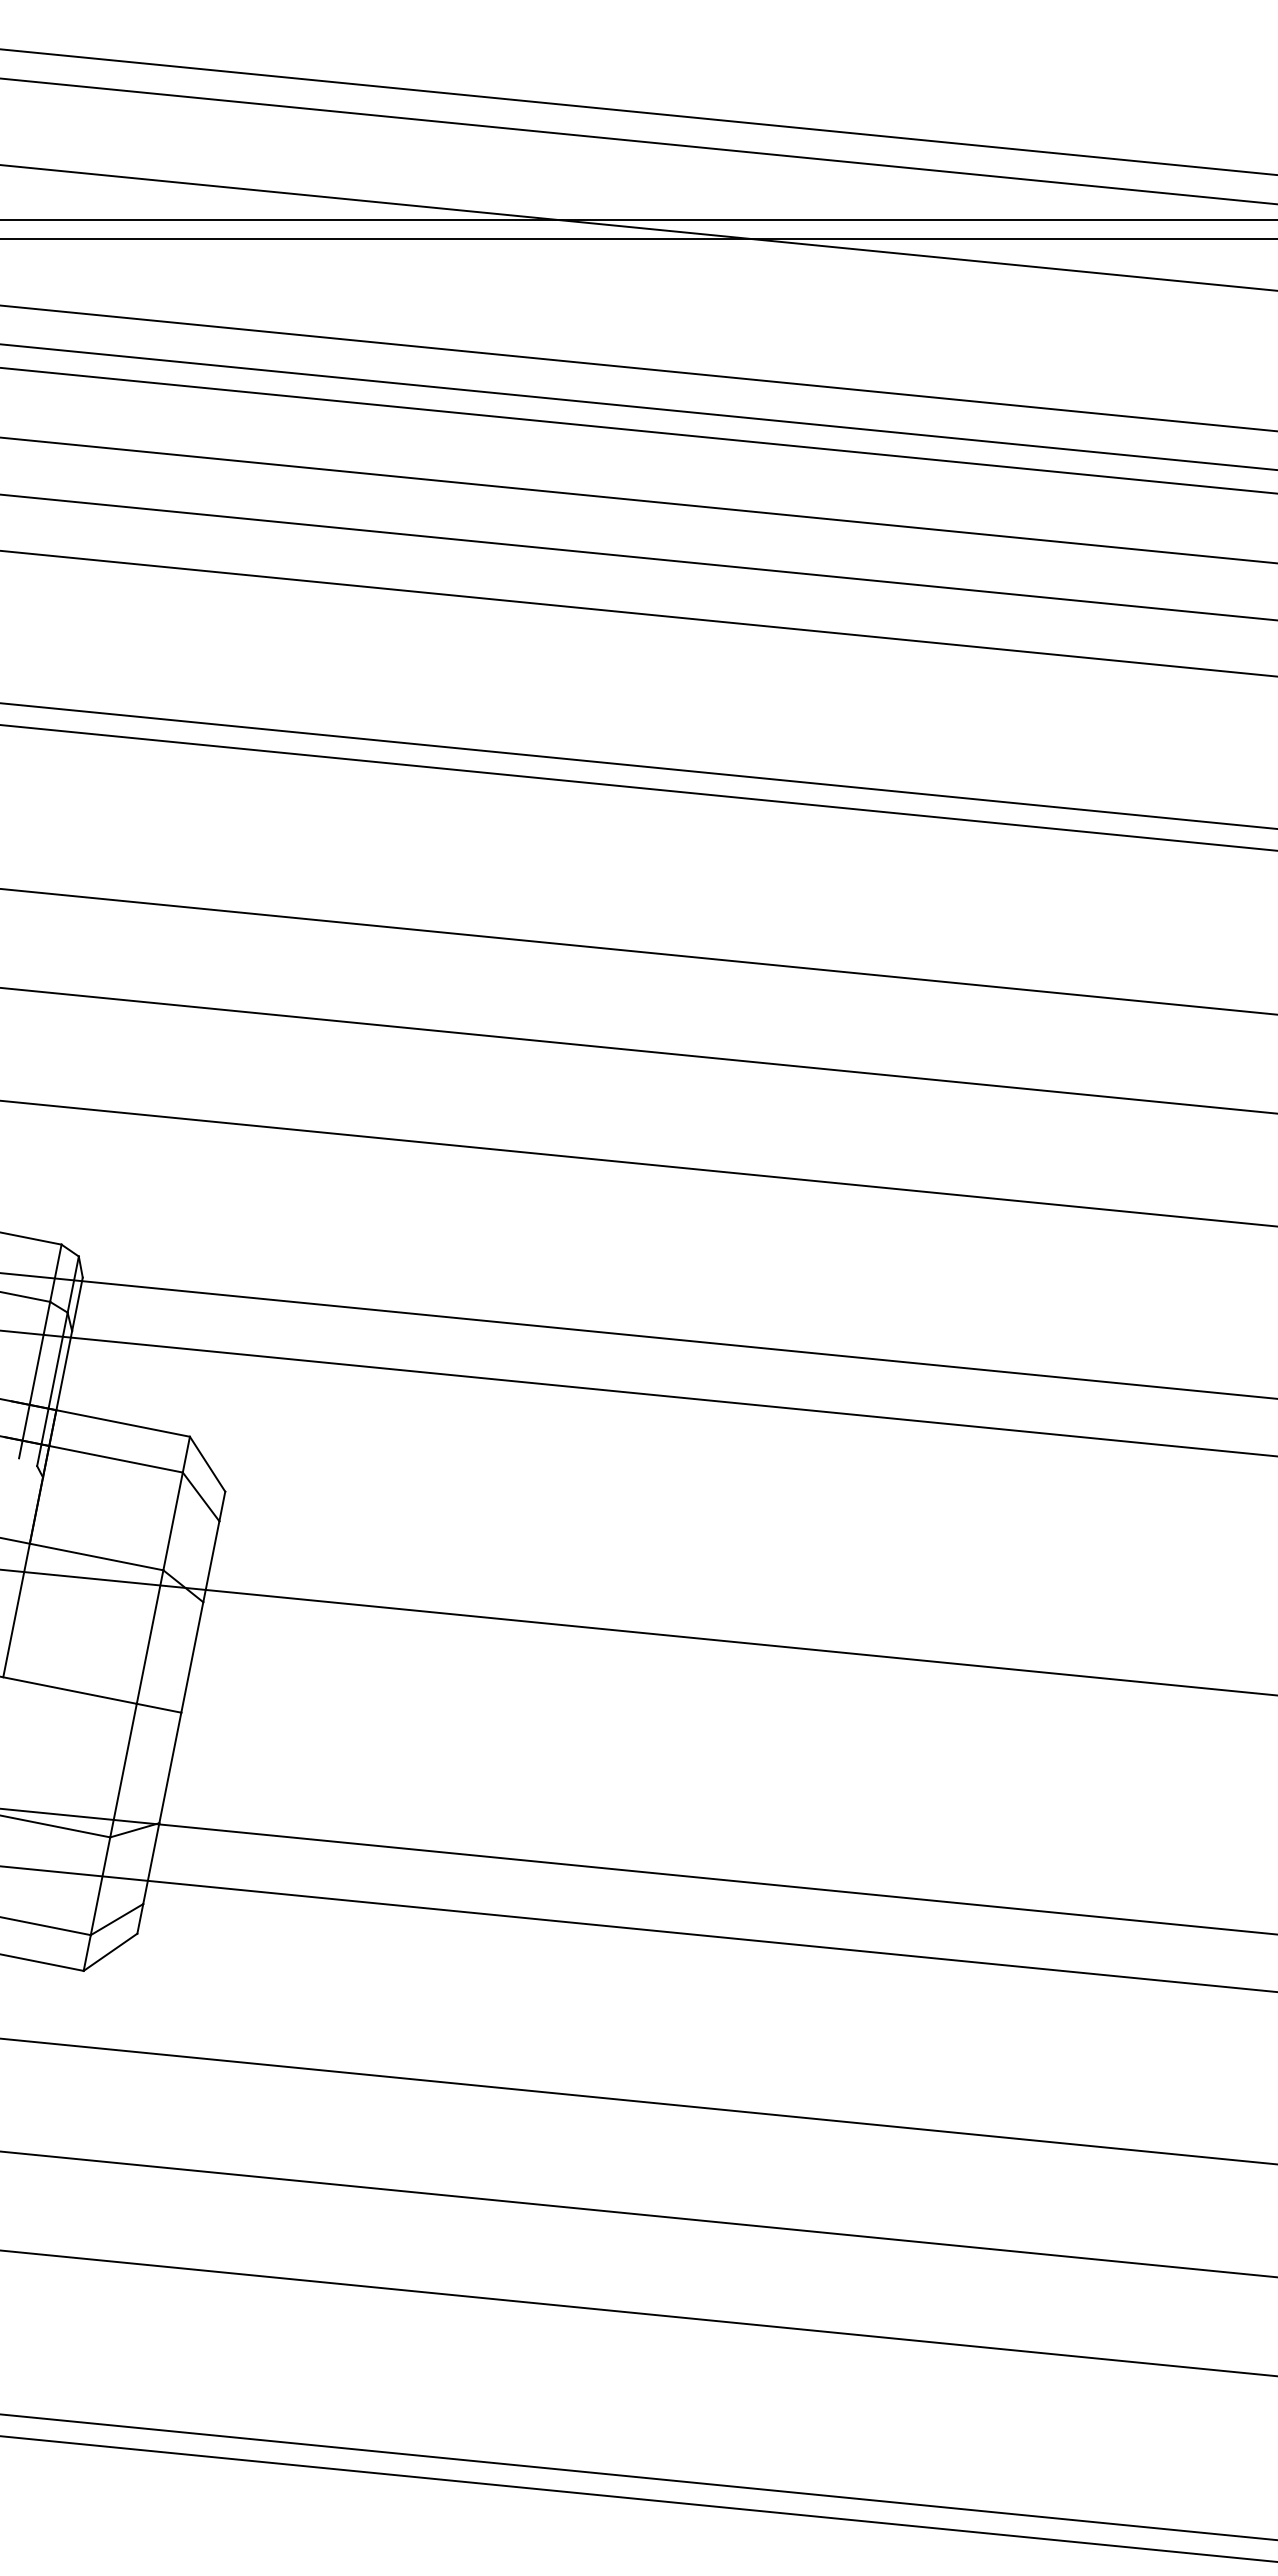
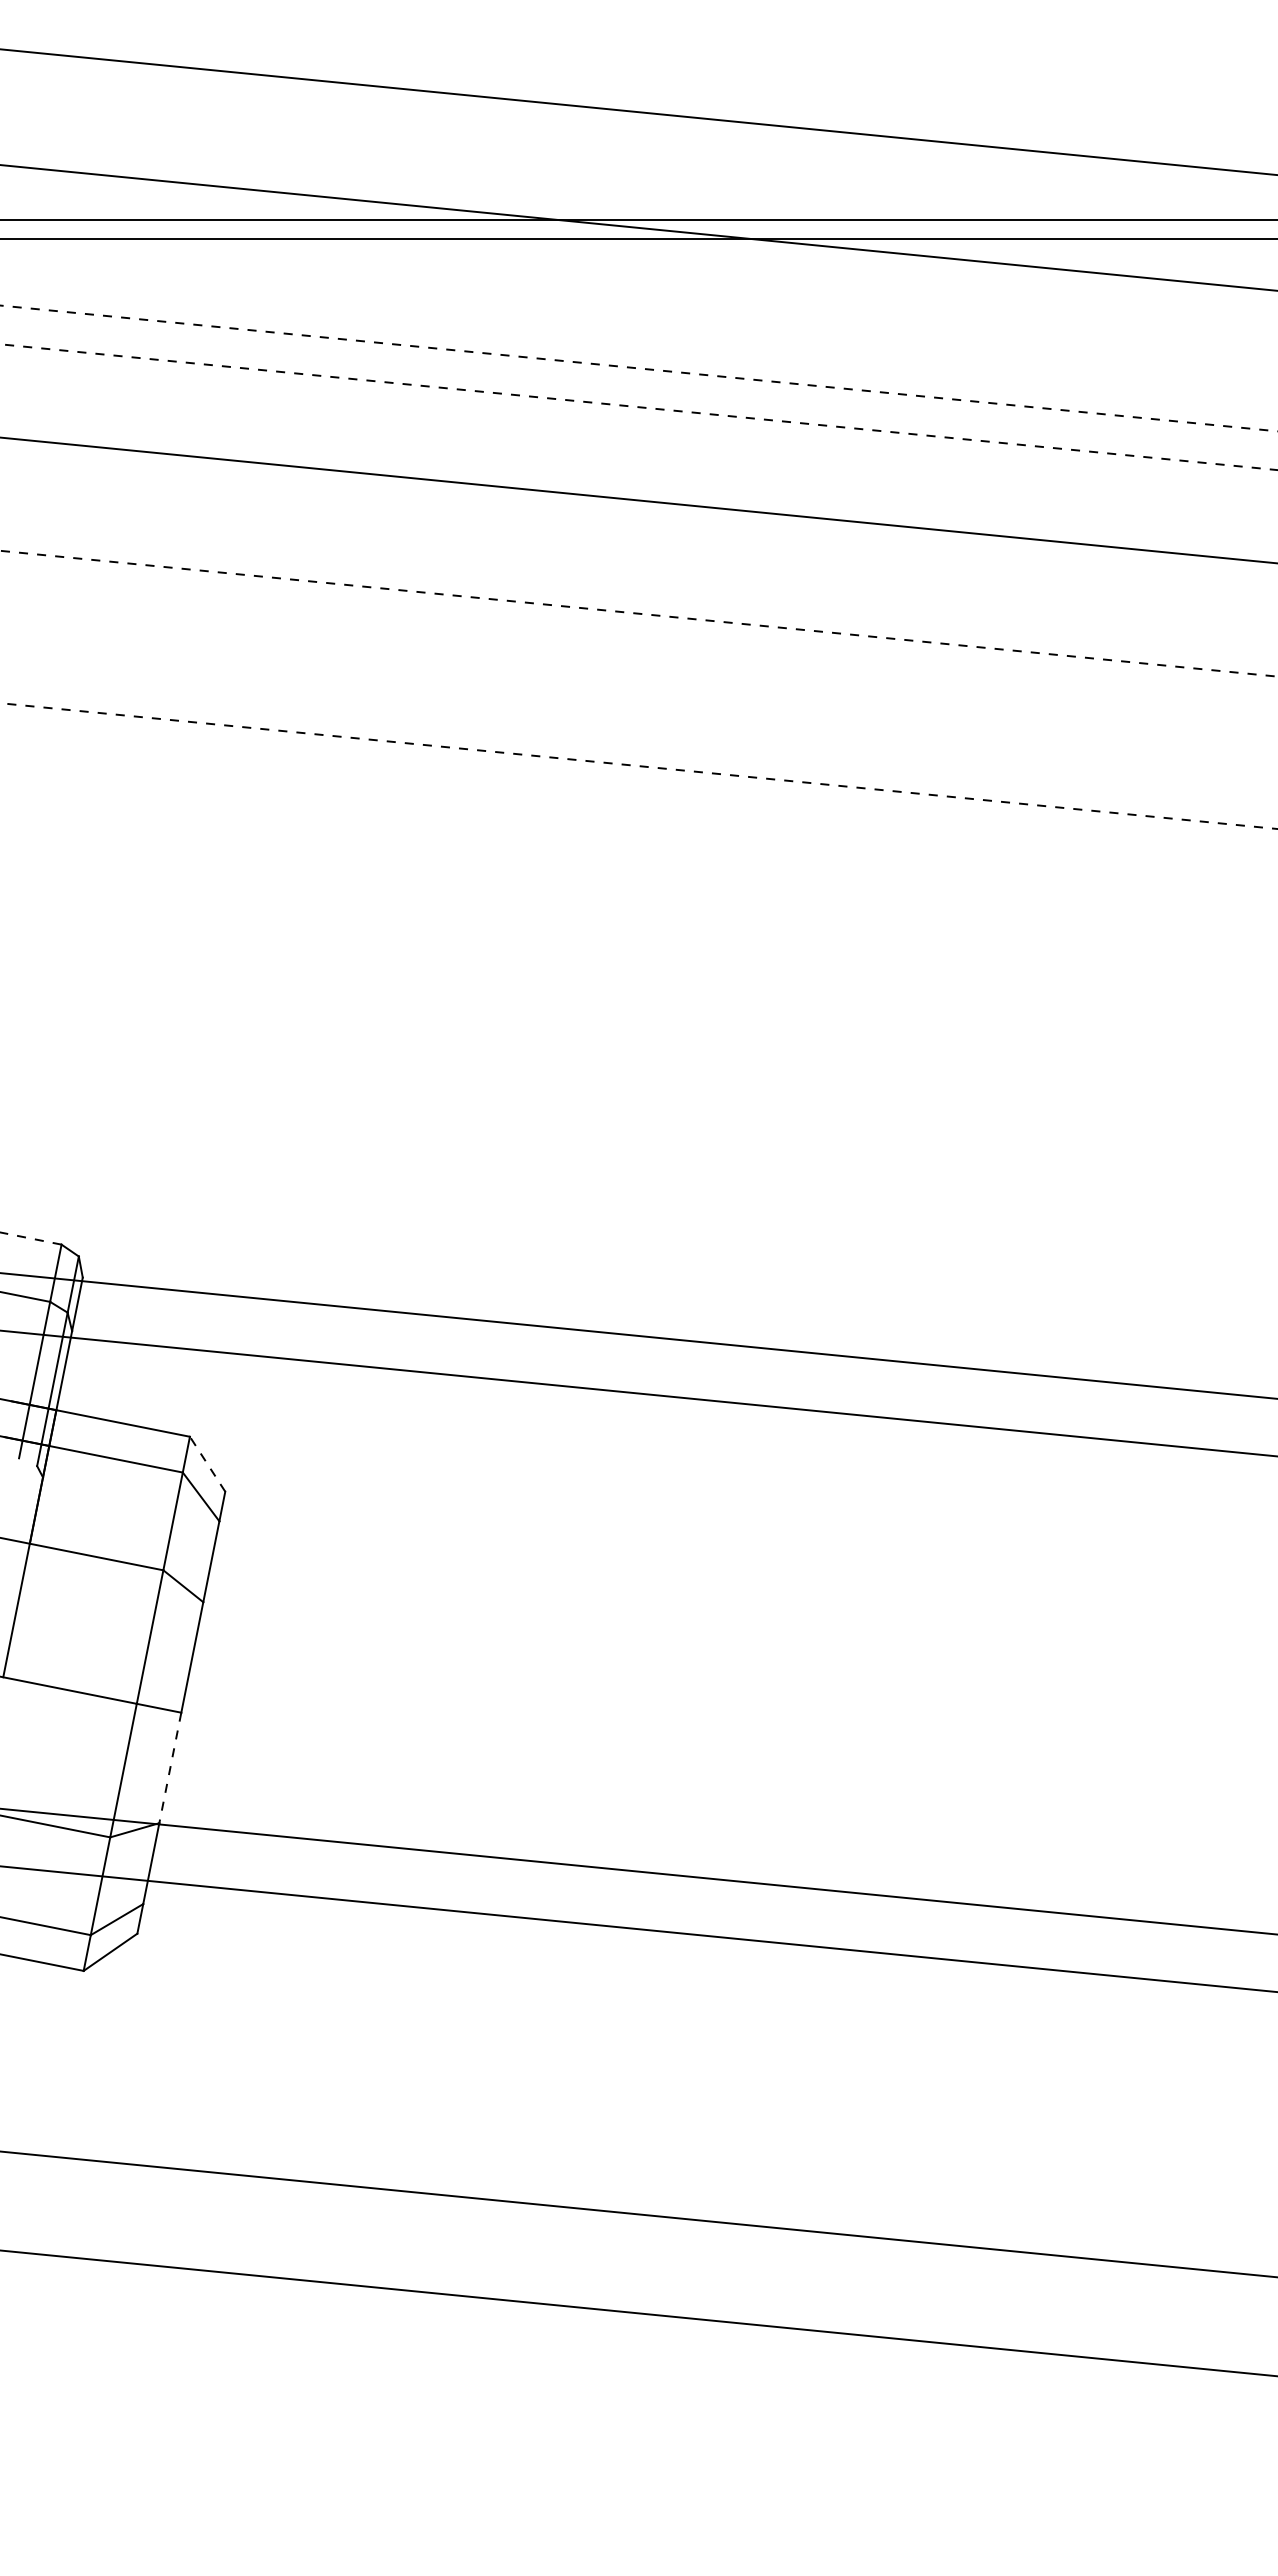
line: present -> none (638, 141)
line: solid -> dashed (639, 368)
line: solid -> dashed (639, 407)
line: present -> none (638, 430)
line: present -> none (638, 557)
line: solid -> dashed (639, 613)
line: solid -> dashed (639, 766)
line: present -> none (638, 787)
line: present -> none (638, 951)
line: present -> none (638, 1050)
line: present -> none (638, 1163)
line: solid -> dashed (31, 1238)
line: solid -> dashed (207, 1464)
line: present -> none (638, 1632)
line: solid -> dashed (170, 1768)
line: present -> none (638, 2101)
line: present -> none (638, 2476)
line: present -> none (638, 2498)
